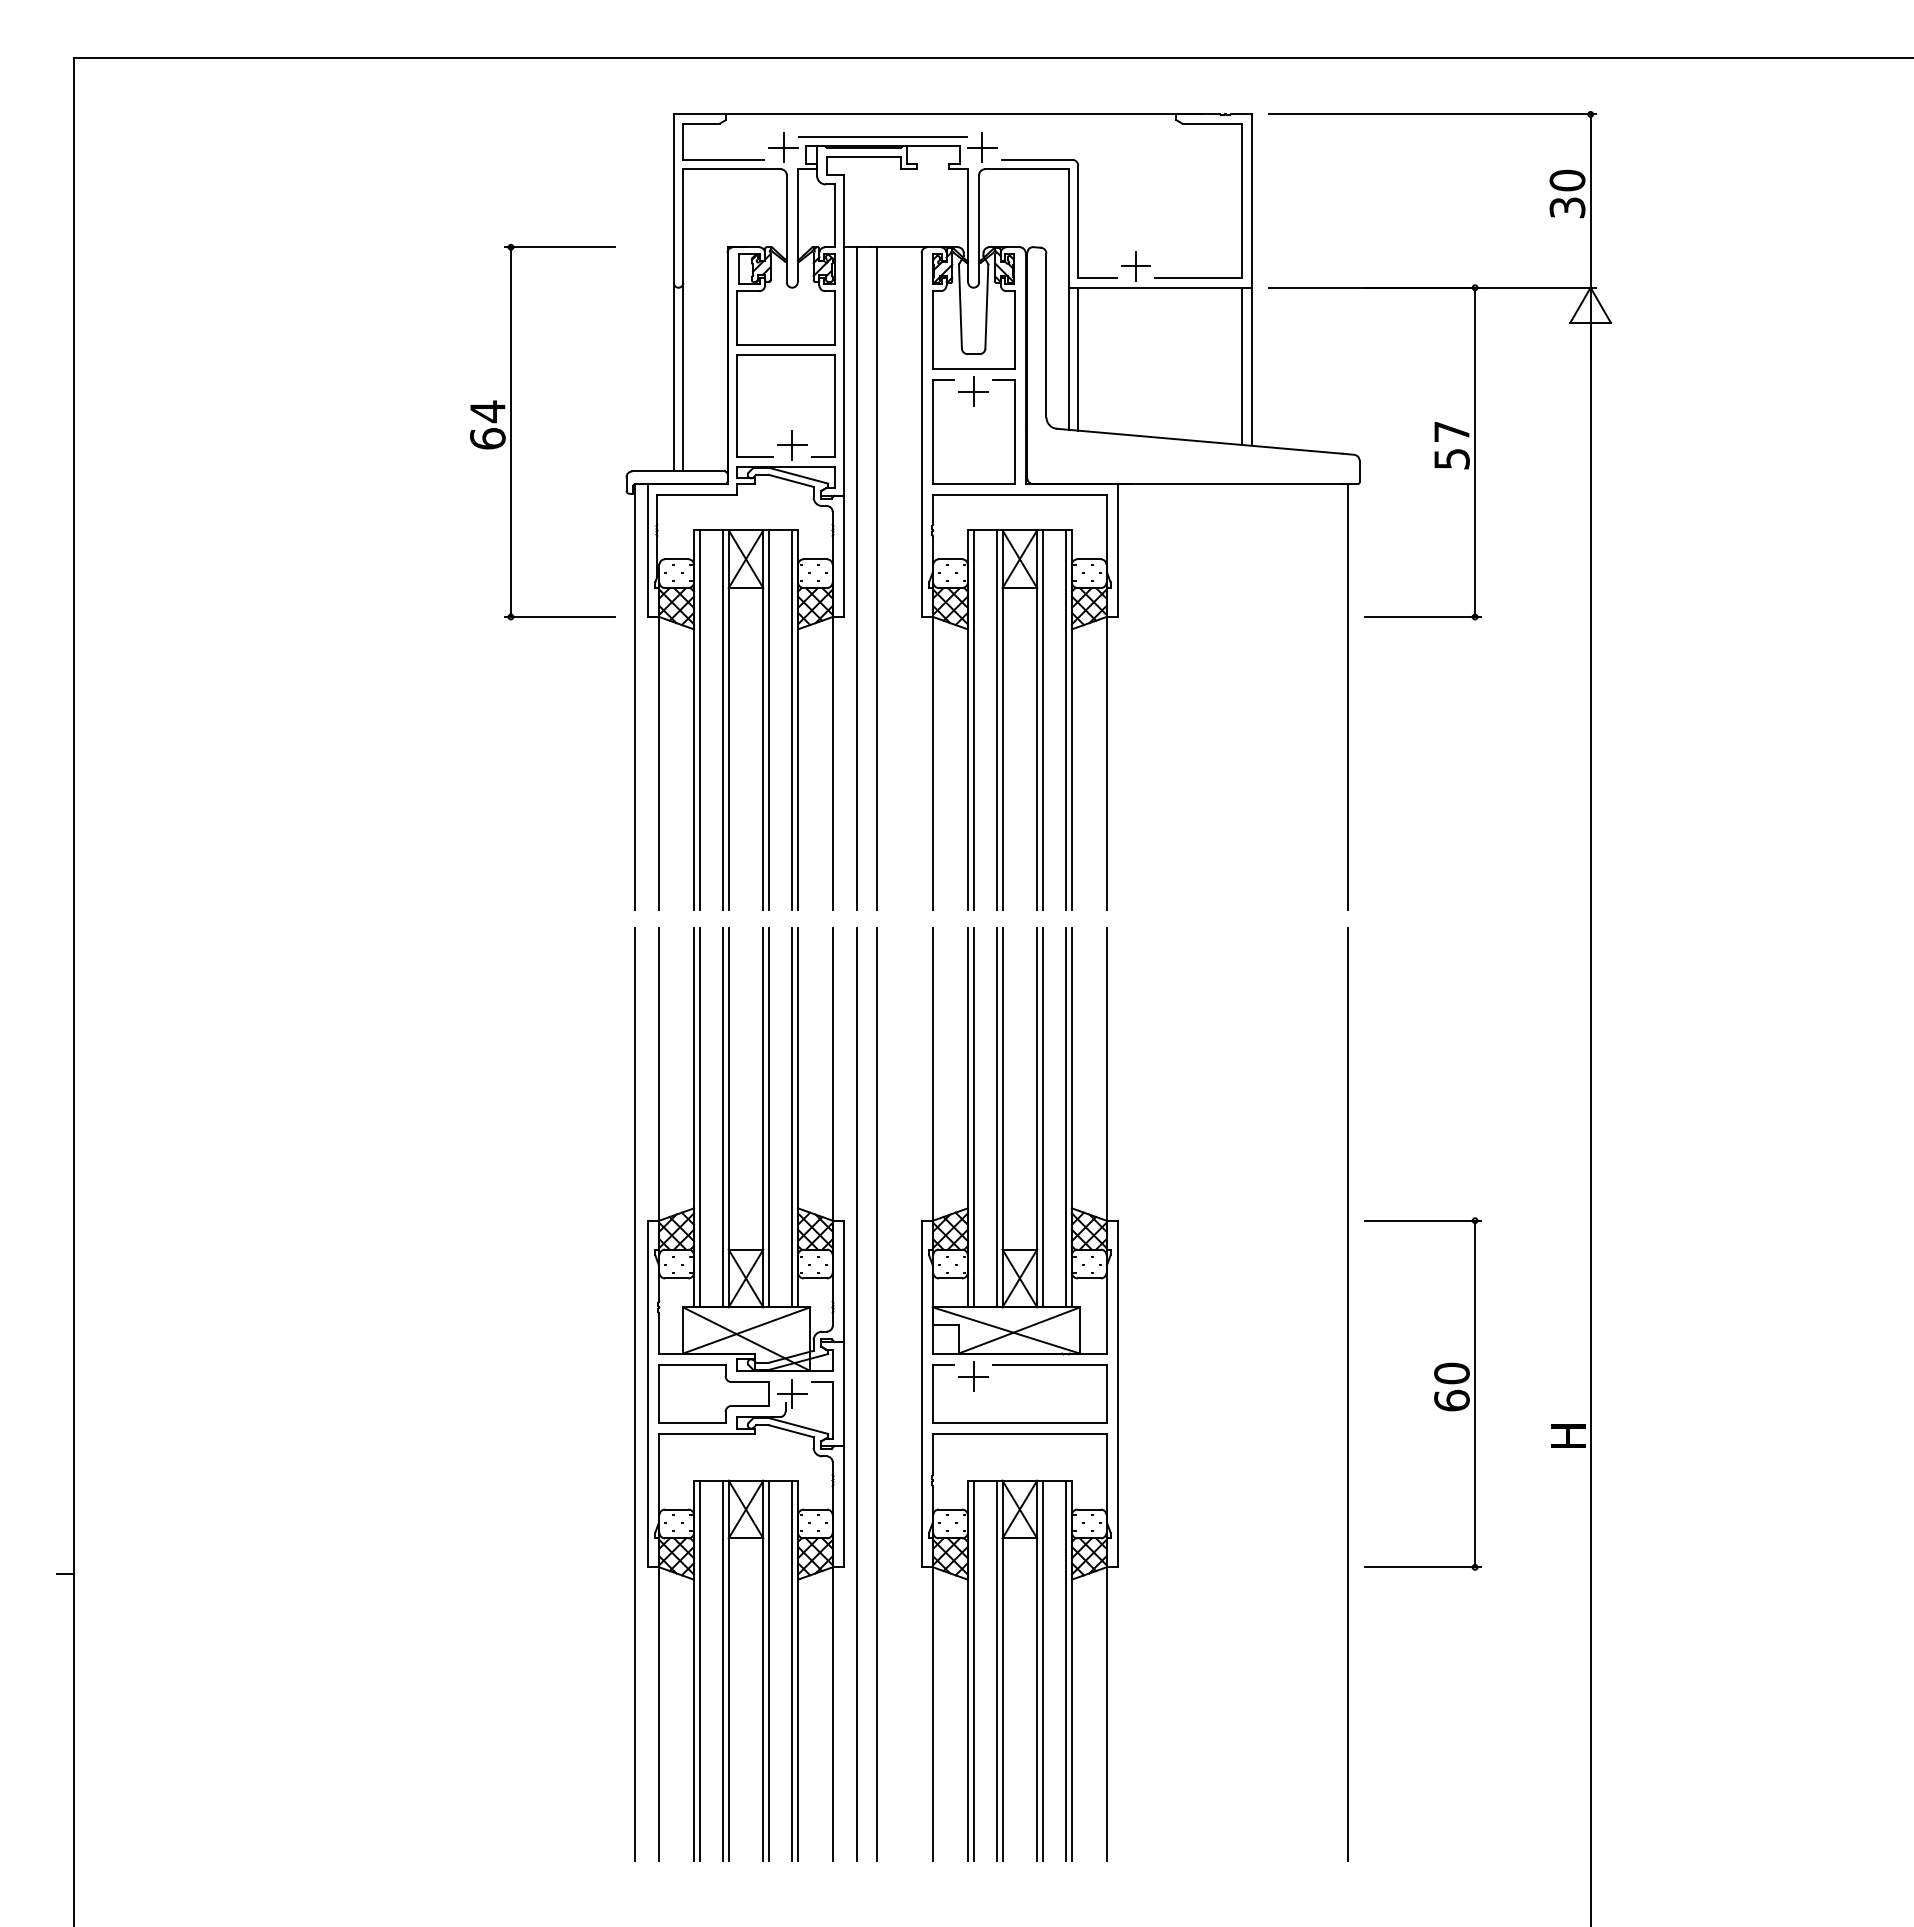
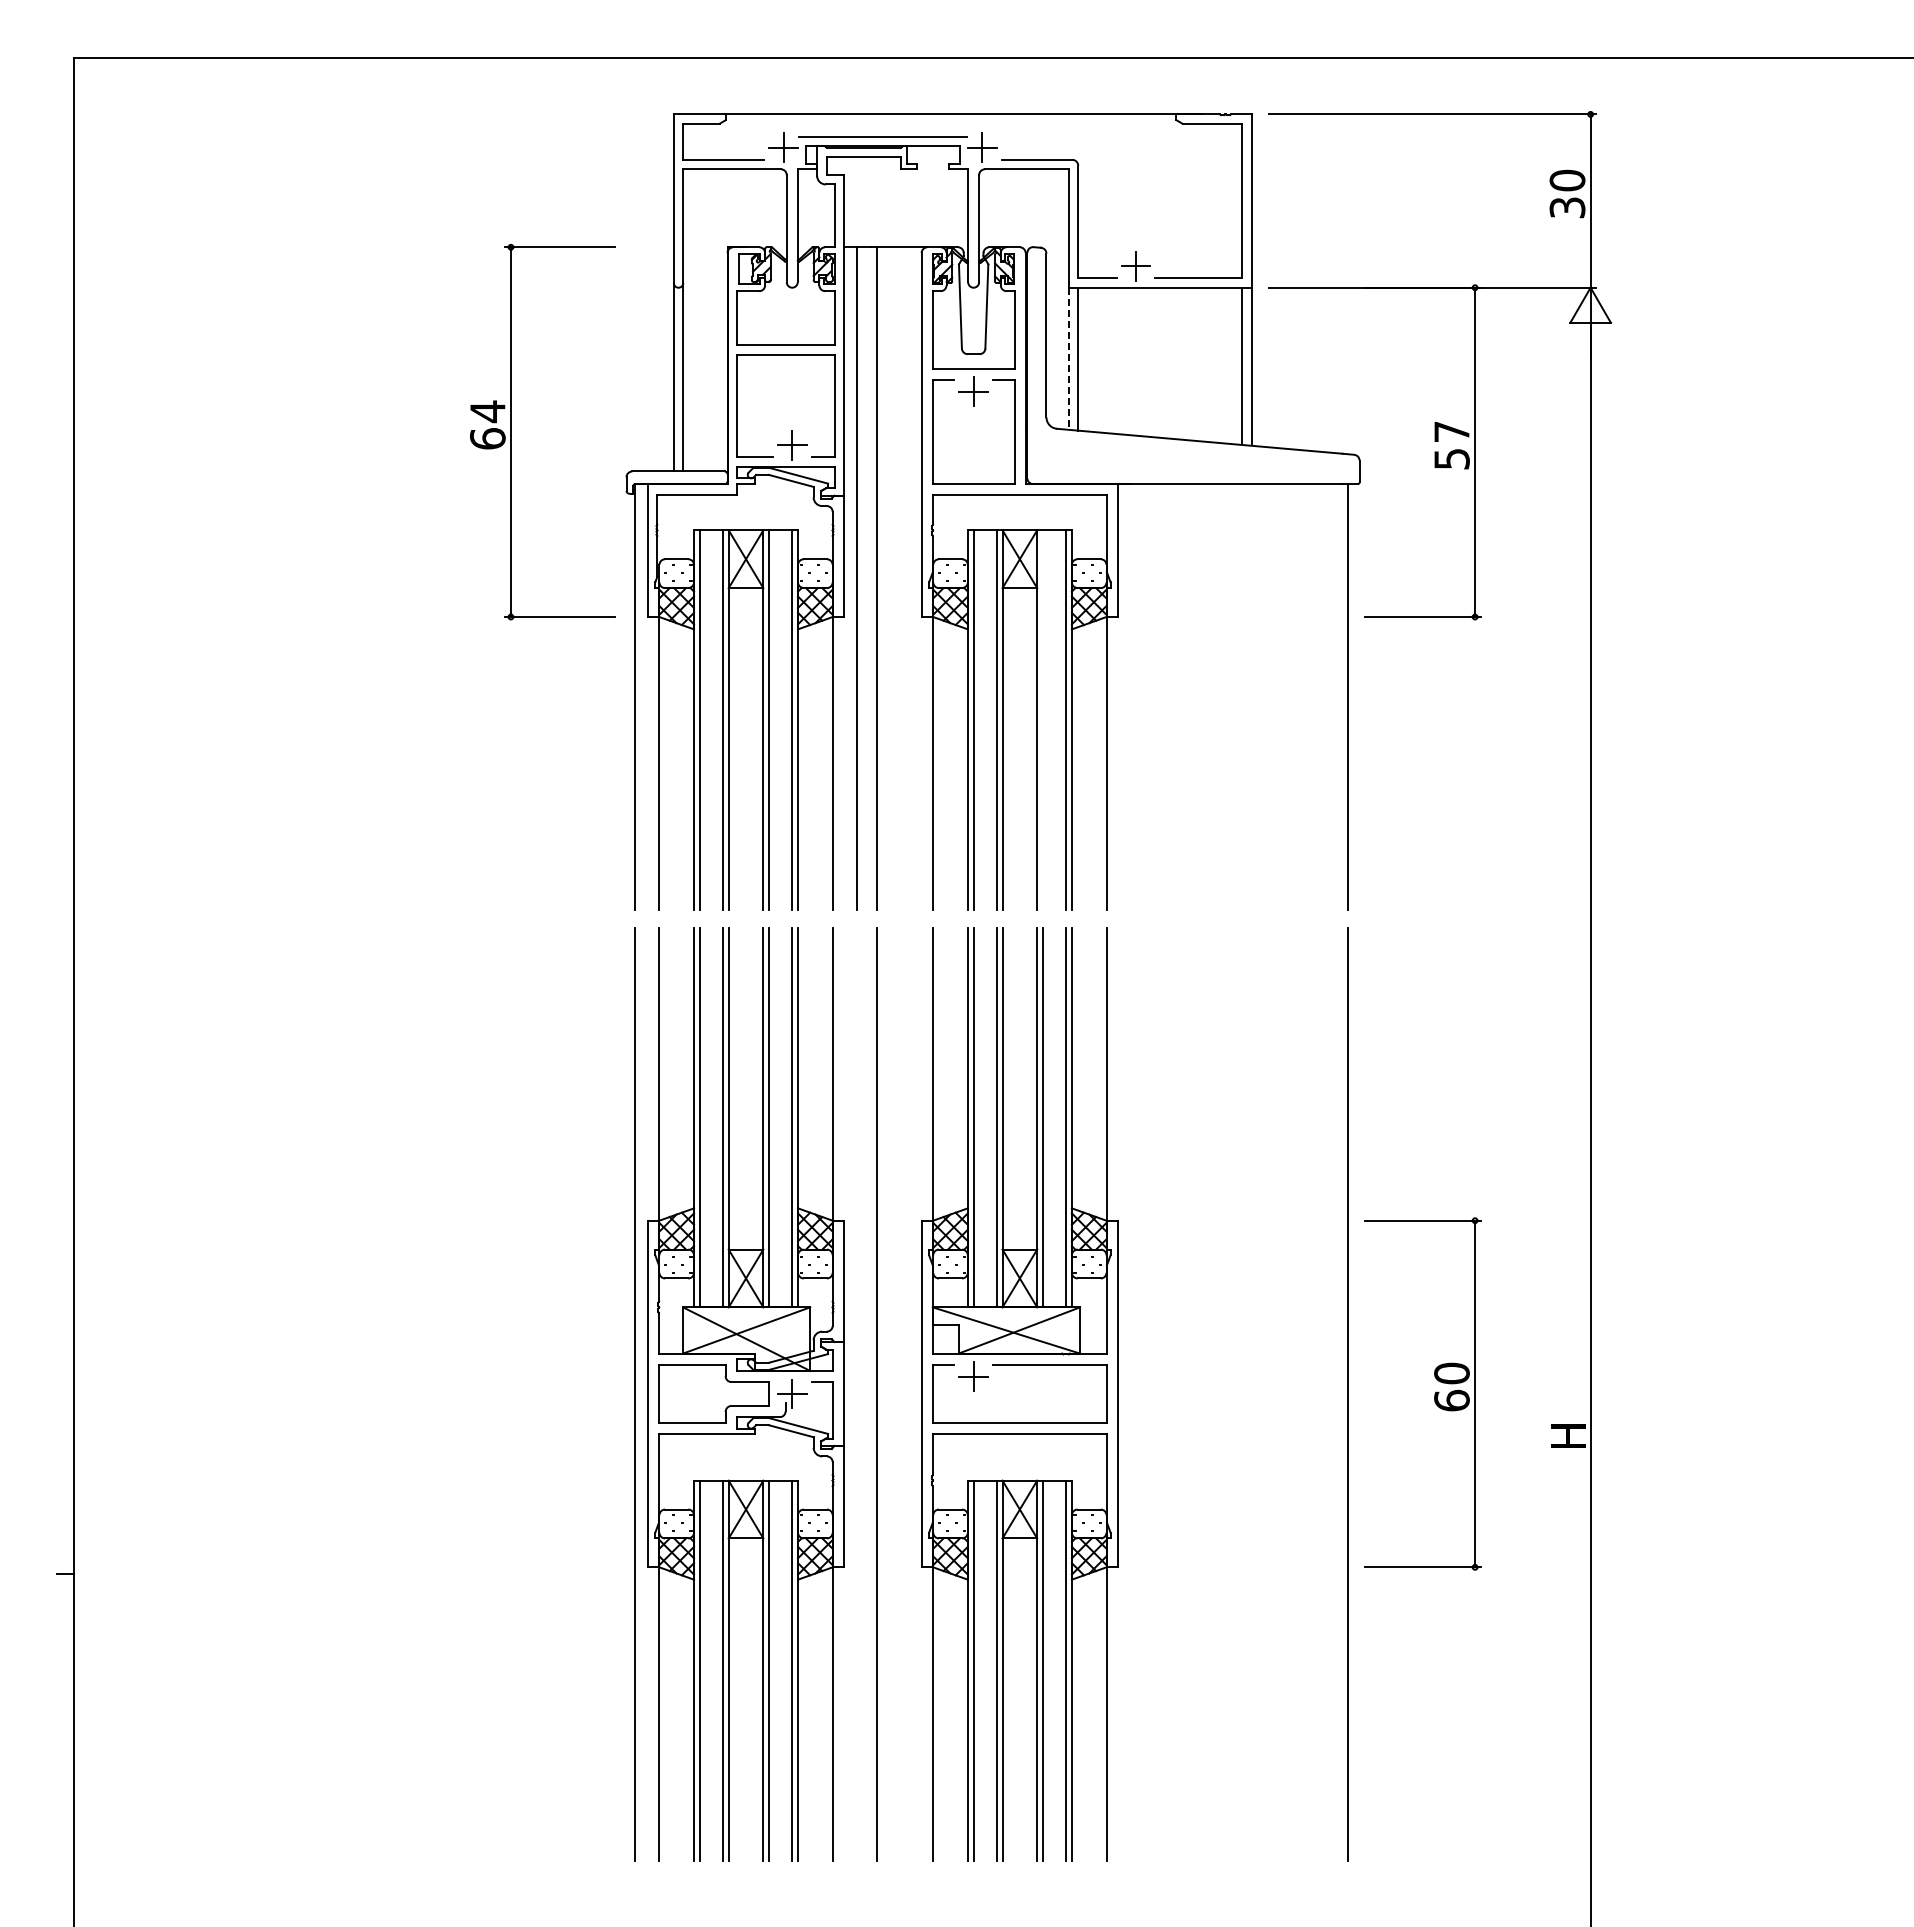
line: solid -> dashed (1068, 359)
line: present -> none (1042, 720)
line: present -> none (856, 1393)
